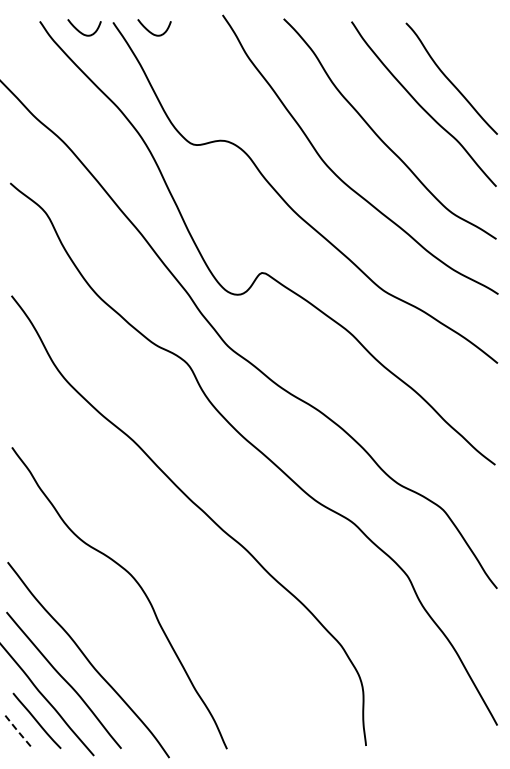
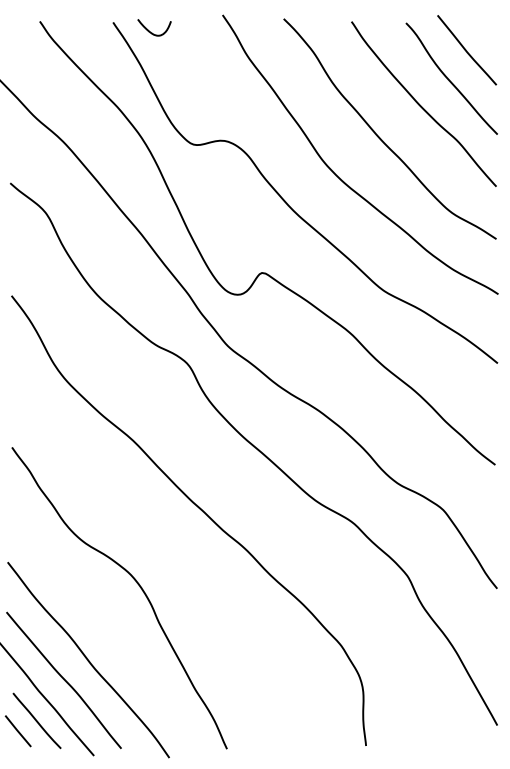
curve: present -> none (82, 32)
curve: none -> present (466, 50)
line: dashed -> solid (18, 731)
